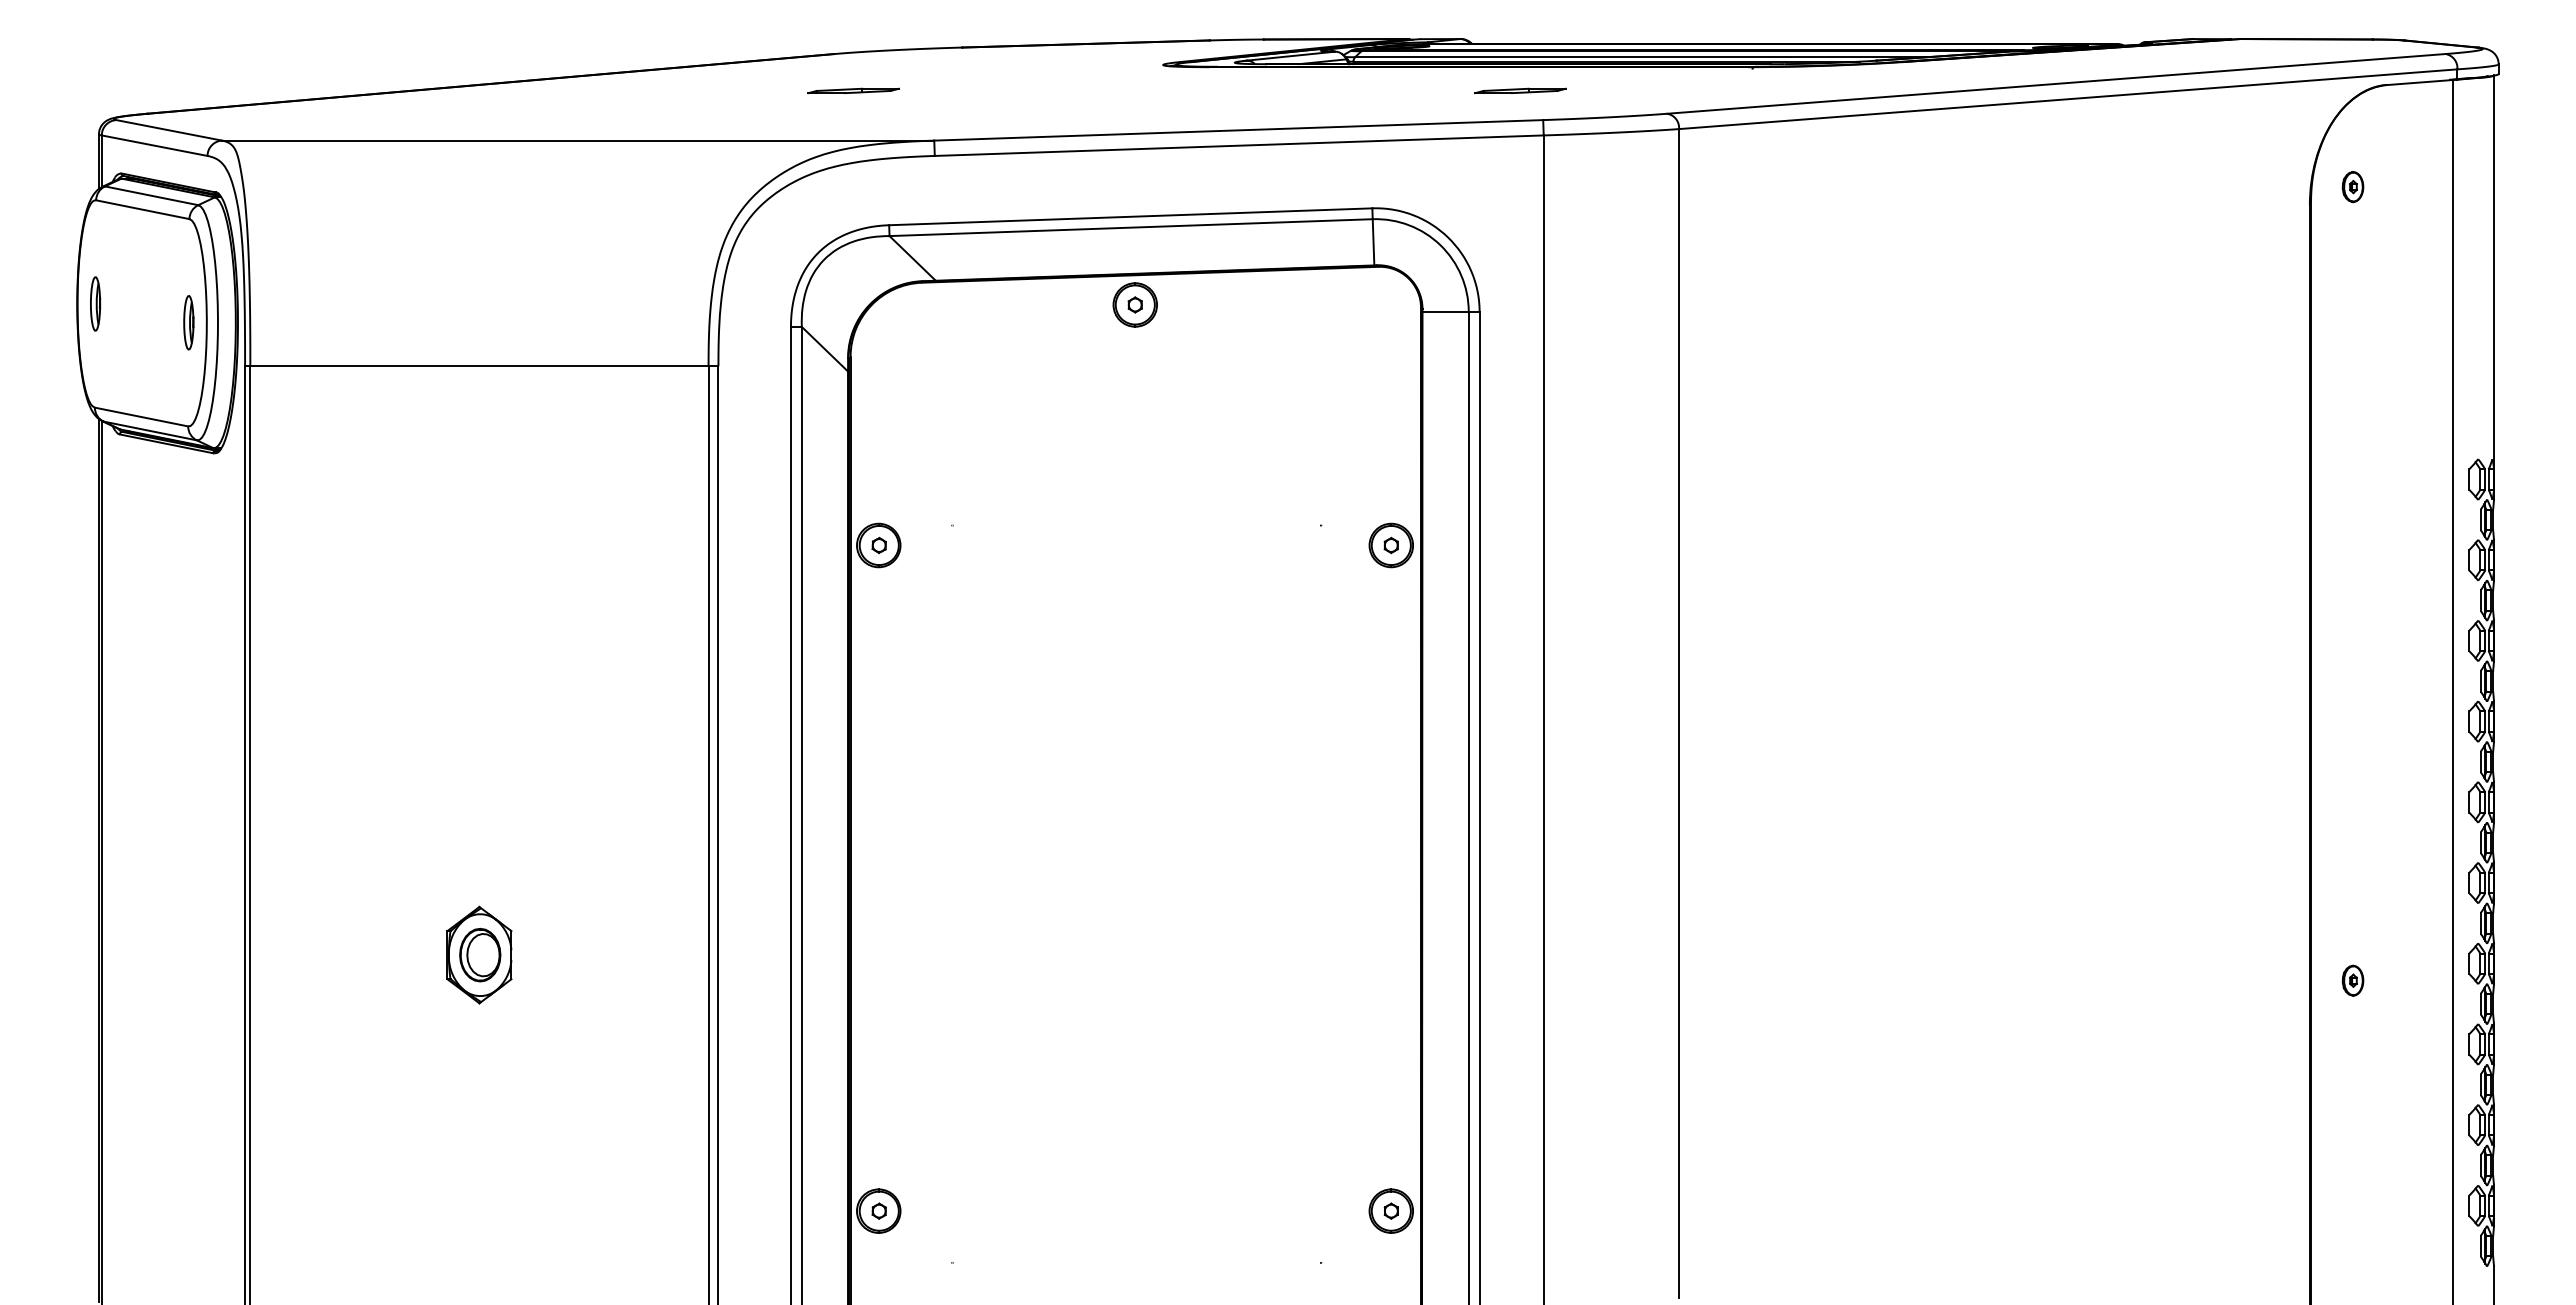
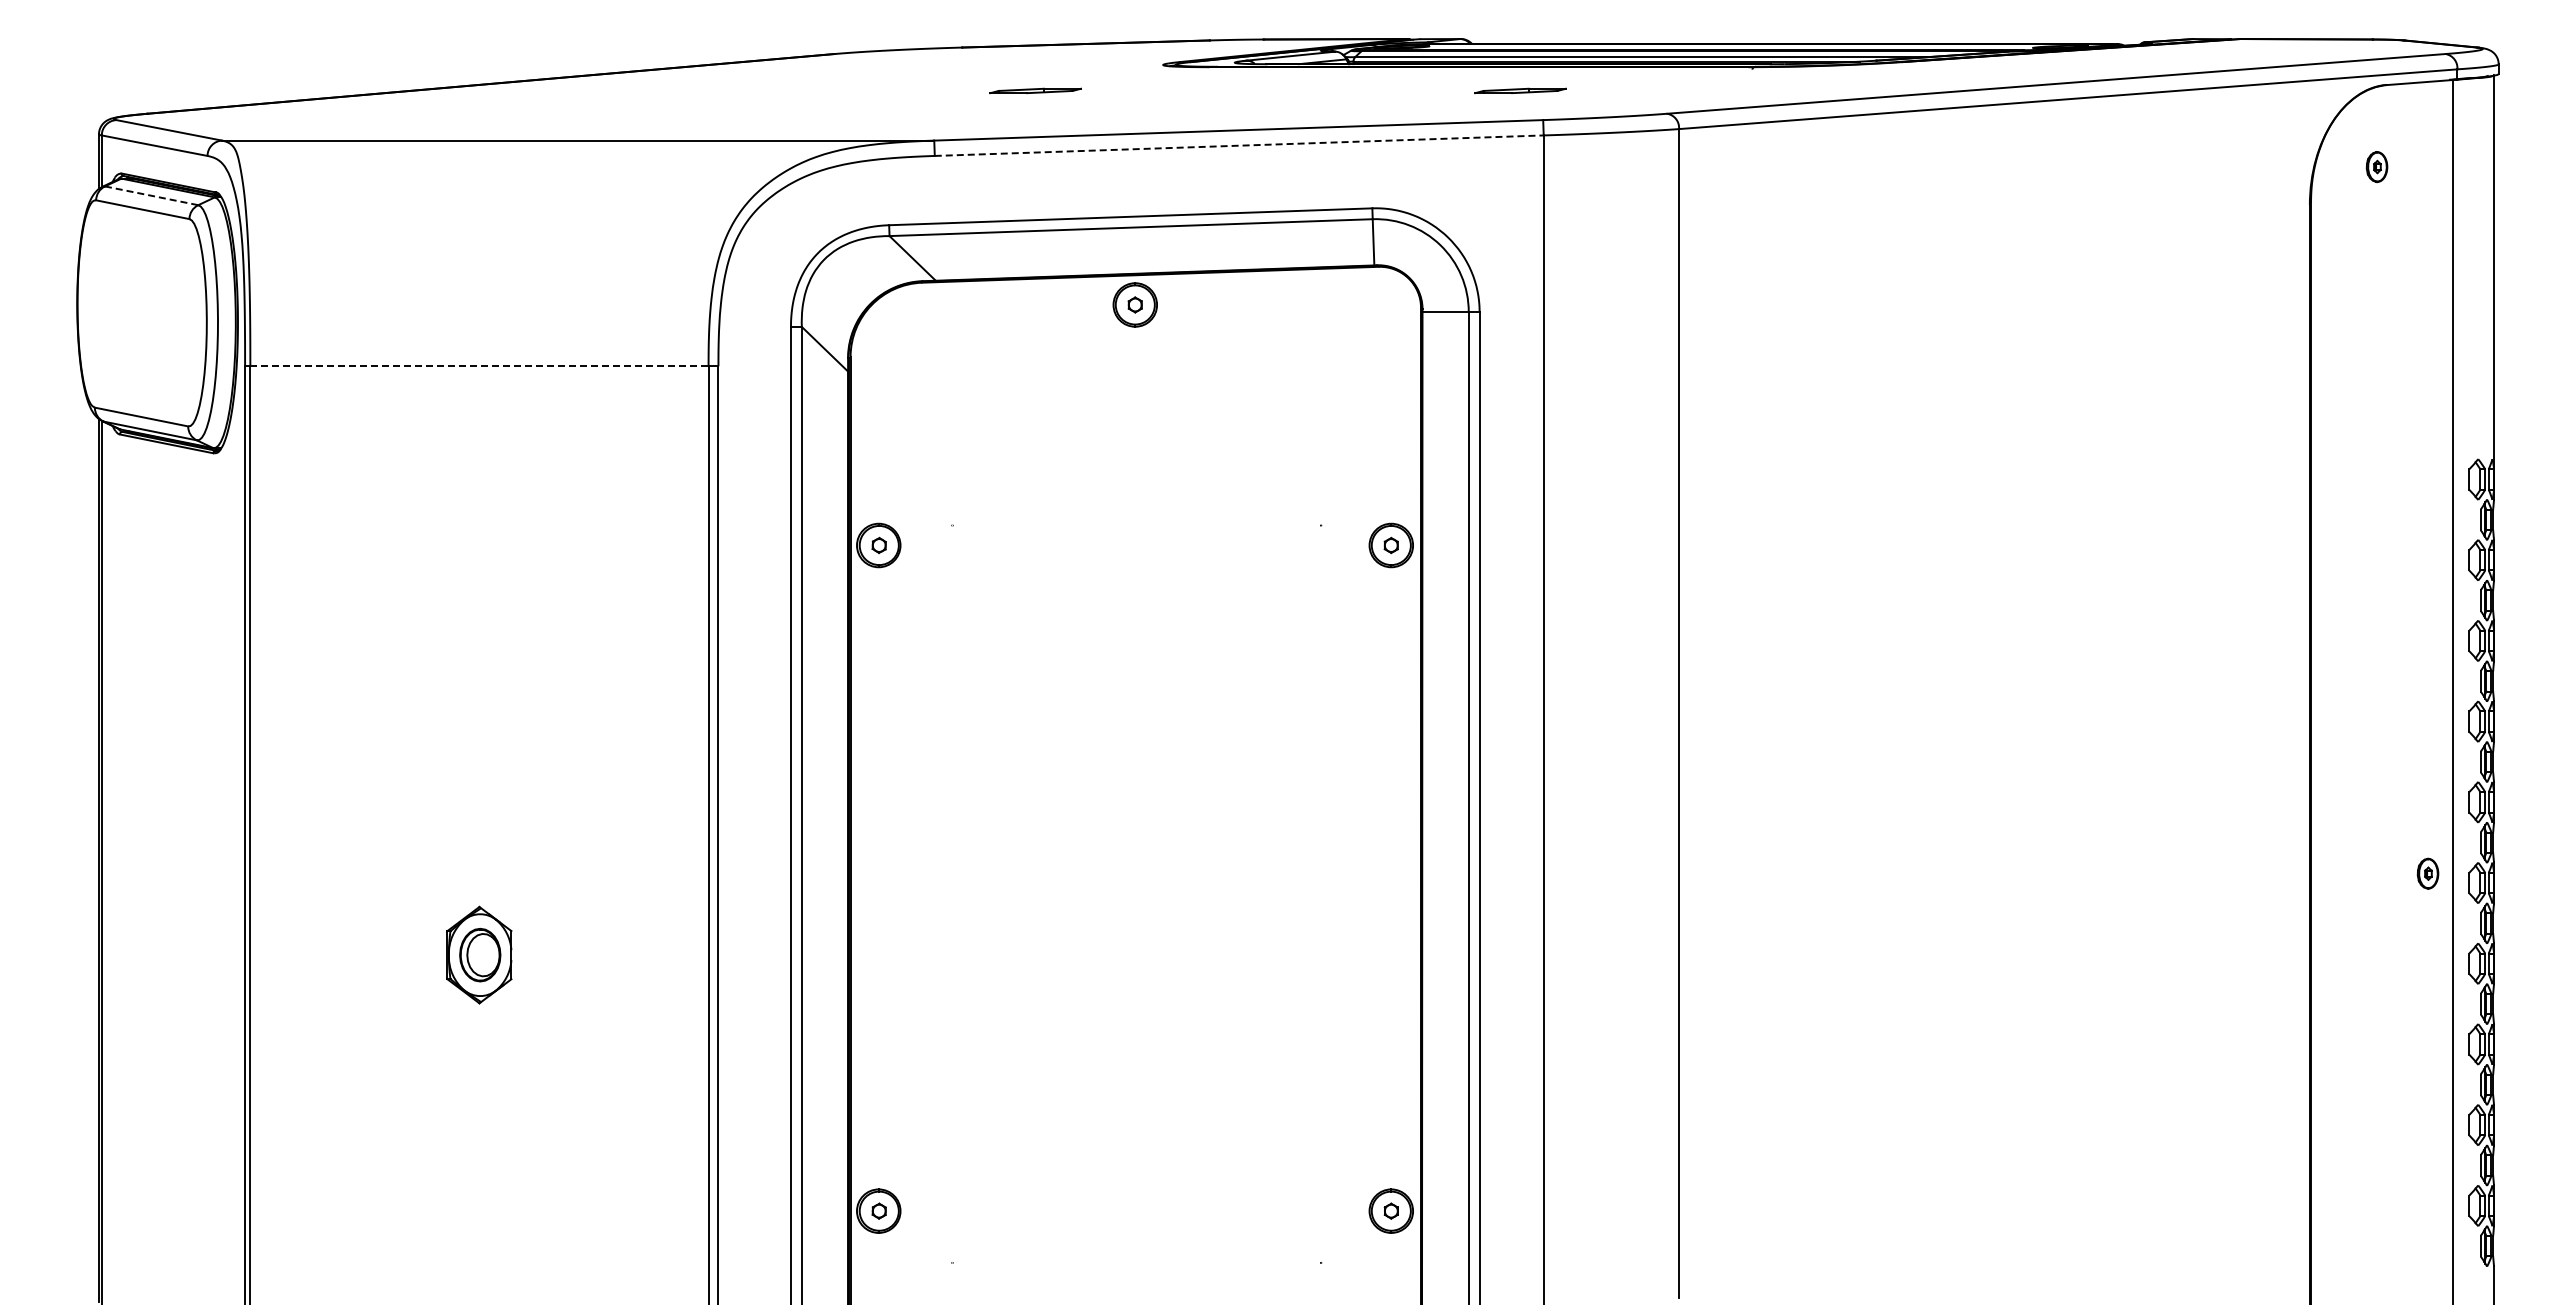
part position: (853, 90) -> (1035, 90) (1035, 90)
line: solid -> dashed (1239, 145)
part position: (2352, 187) -> (2376, 167) (2376, 167)
line: solid -> dashed (151, 195)
part: present -> none (95, 303)
part: present -> none (188, 322)
line: solid -> dashed (479, 366)
part position: (2352, 980) -> (2427, 873) (2427, 873)
